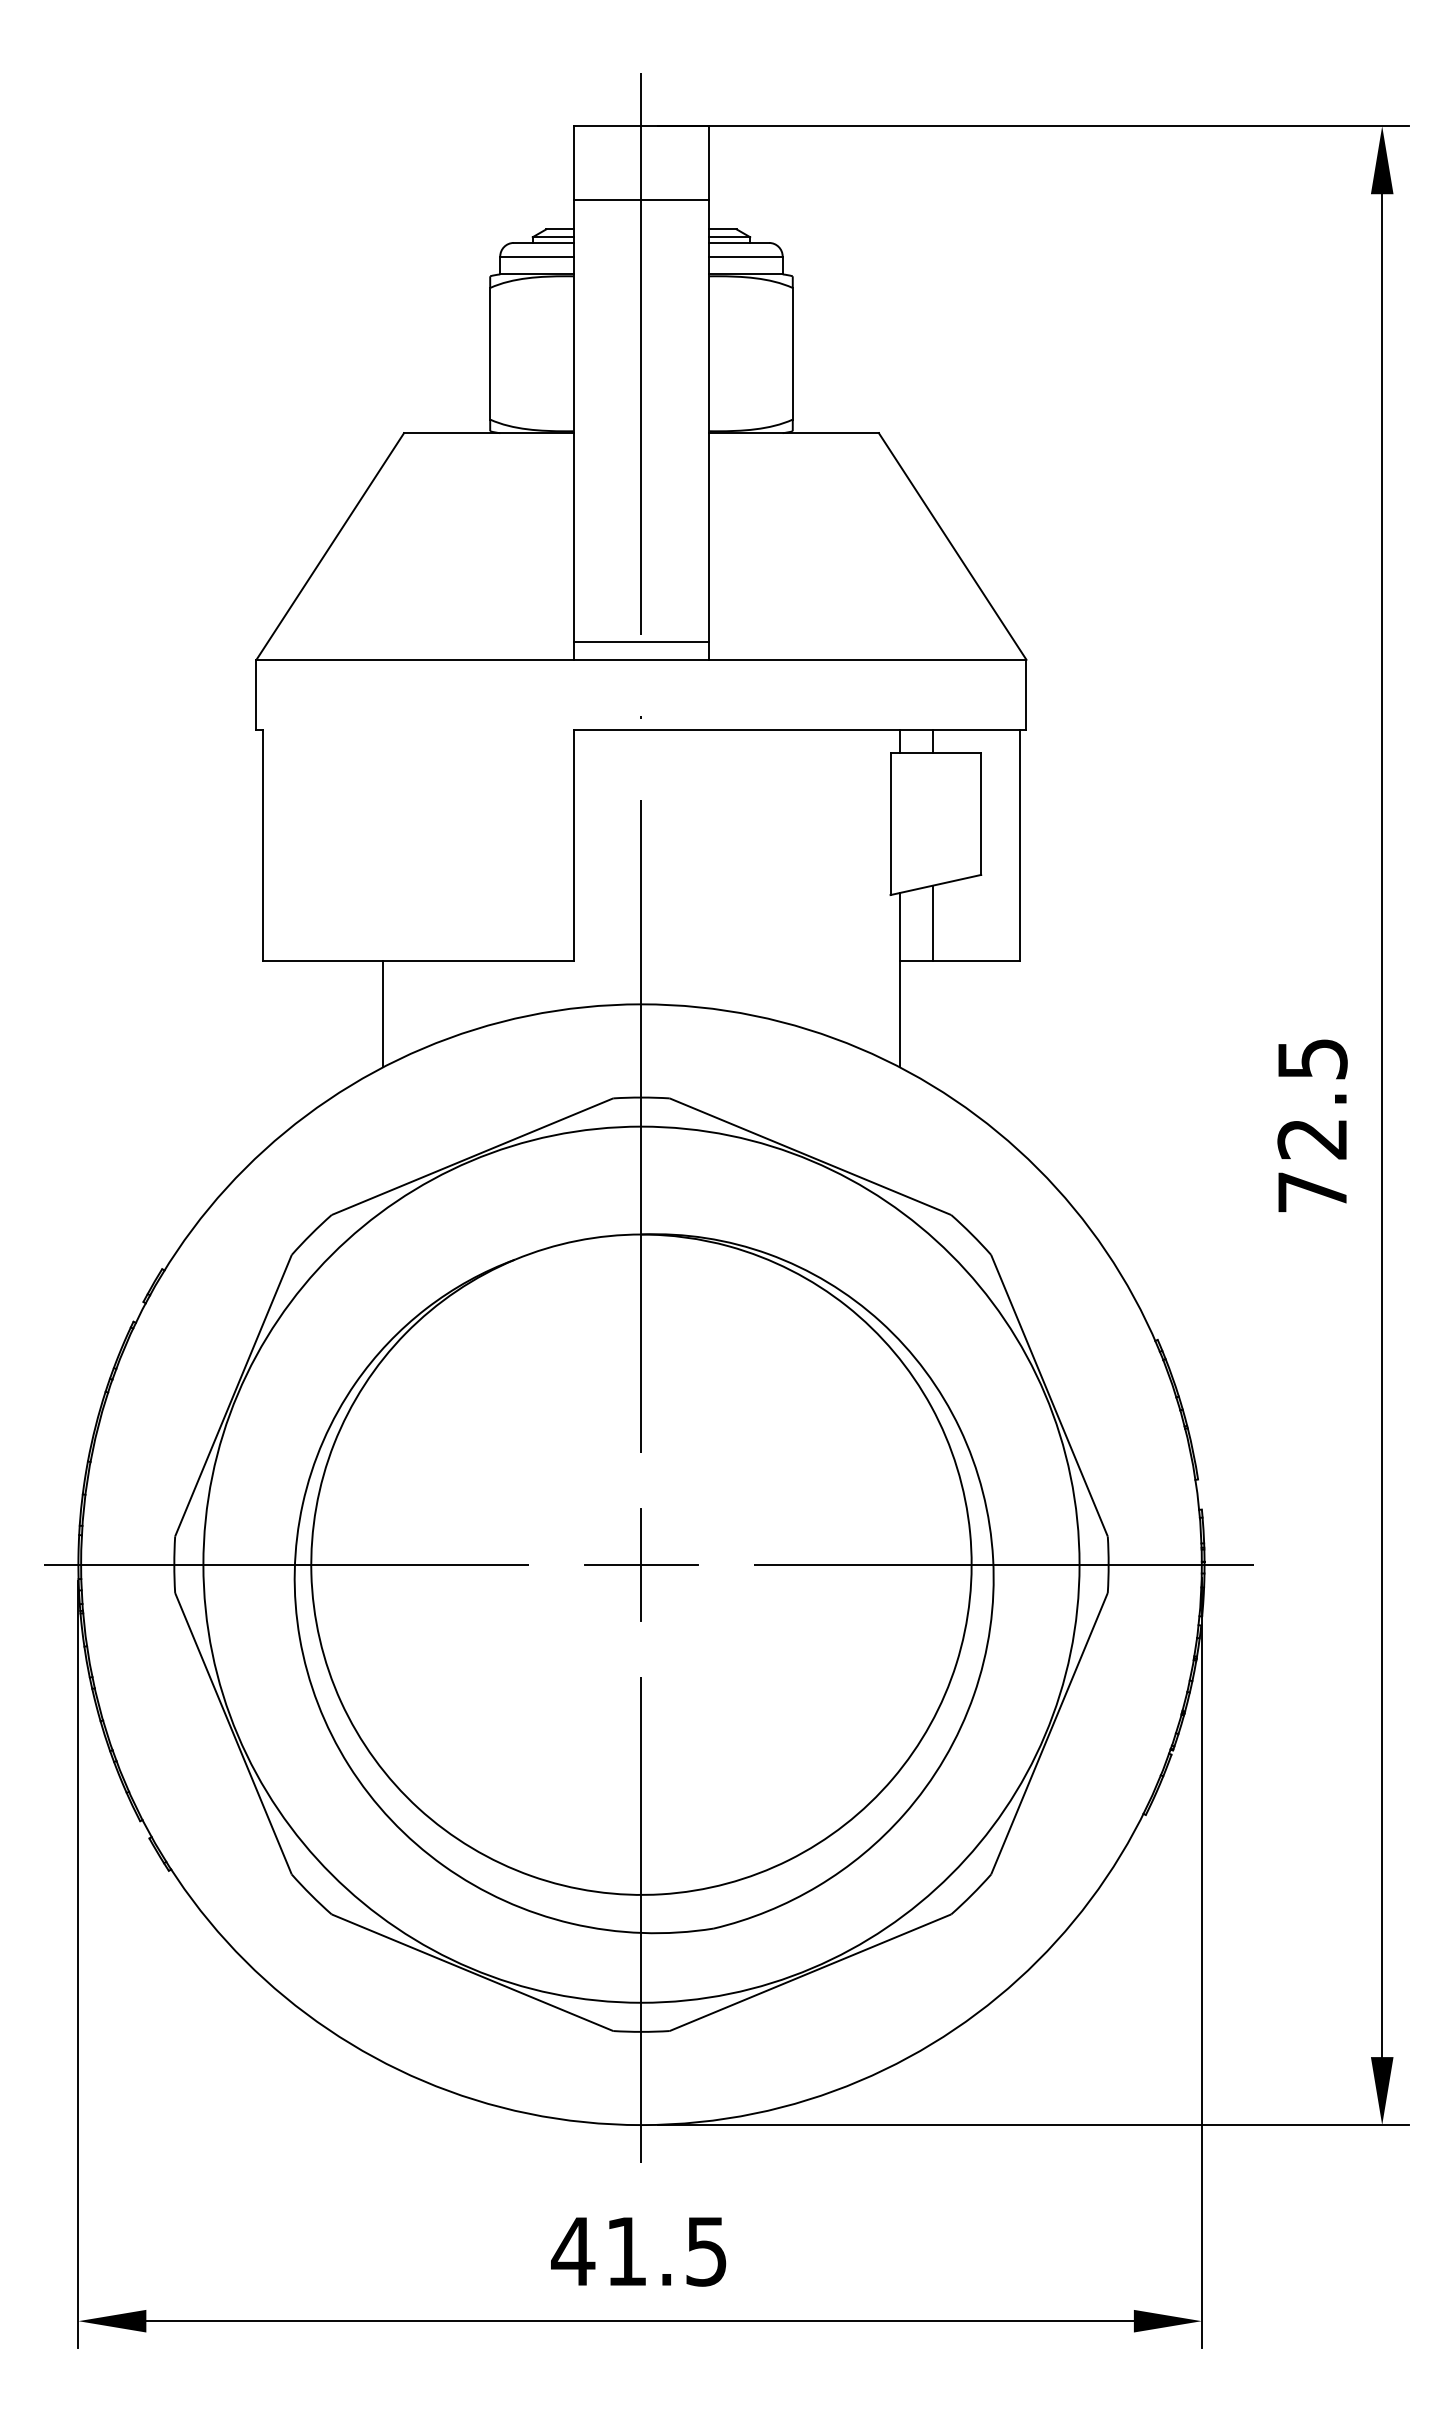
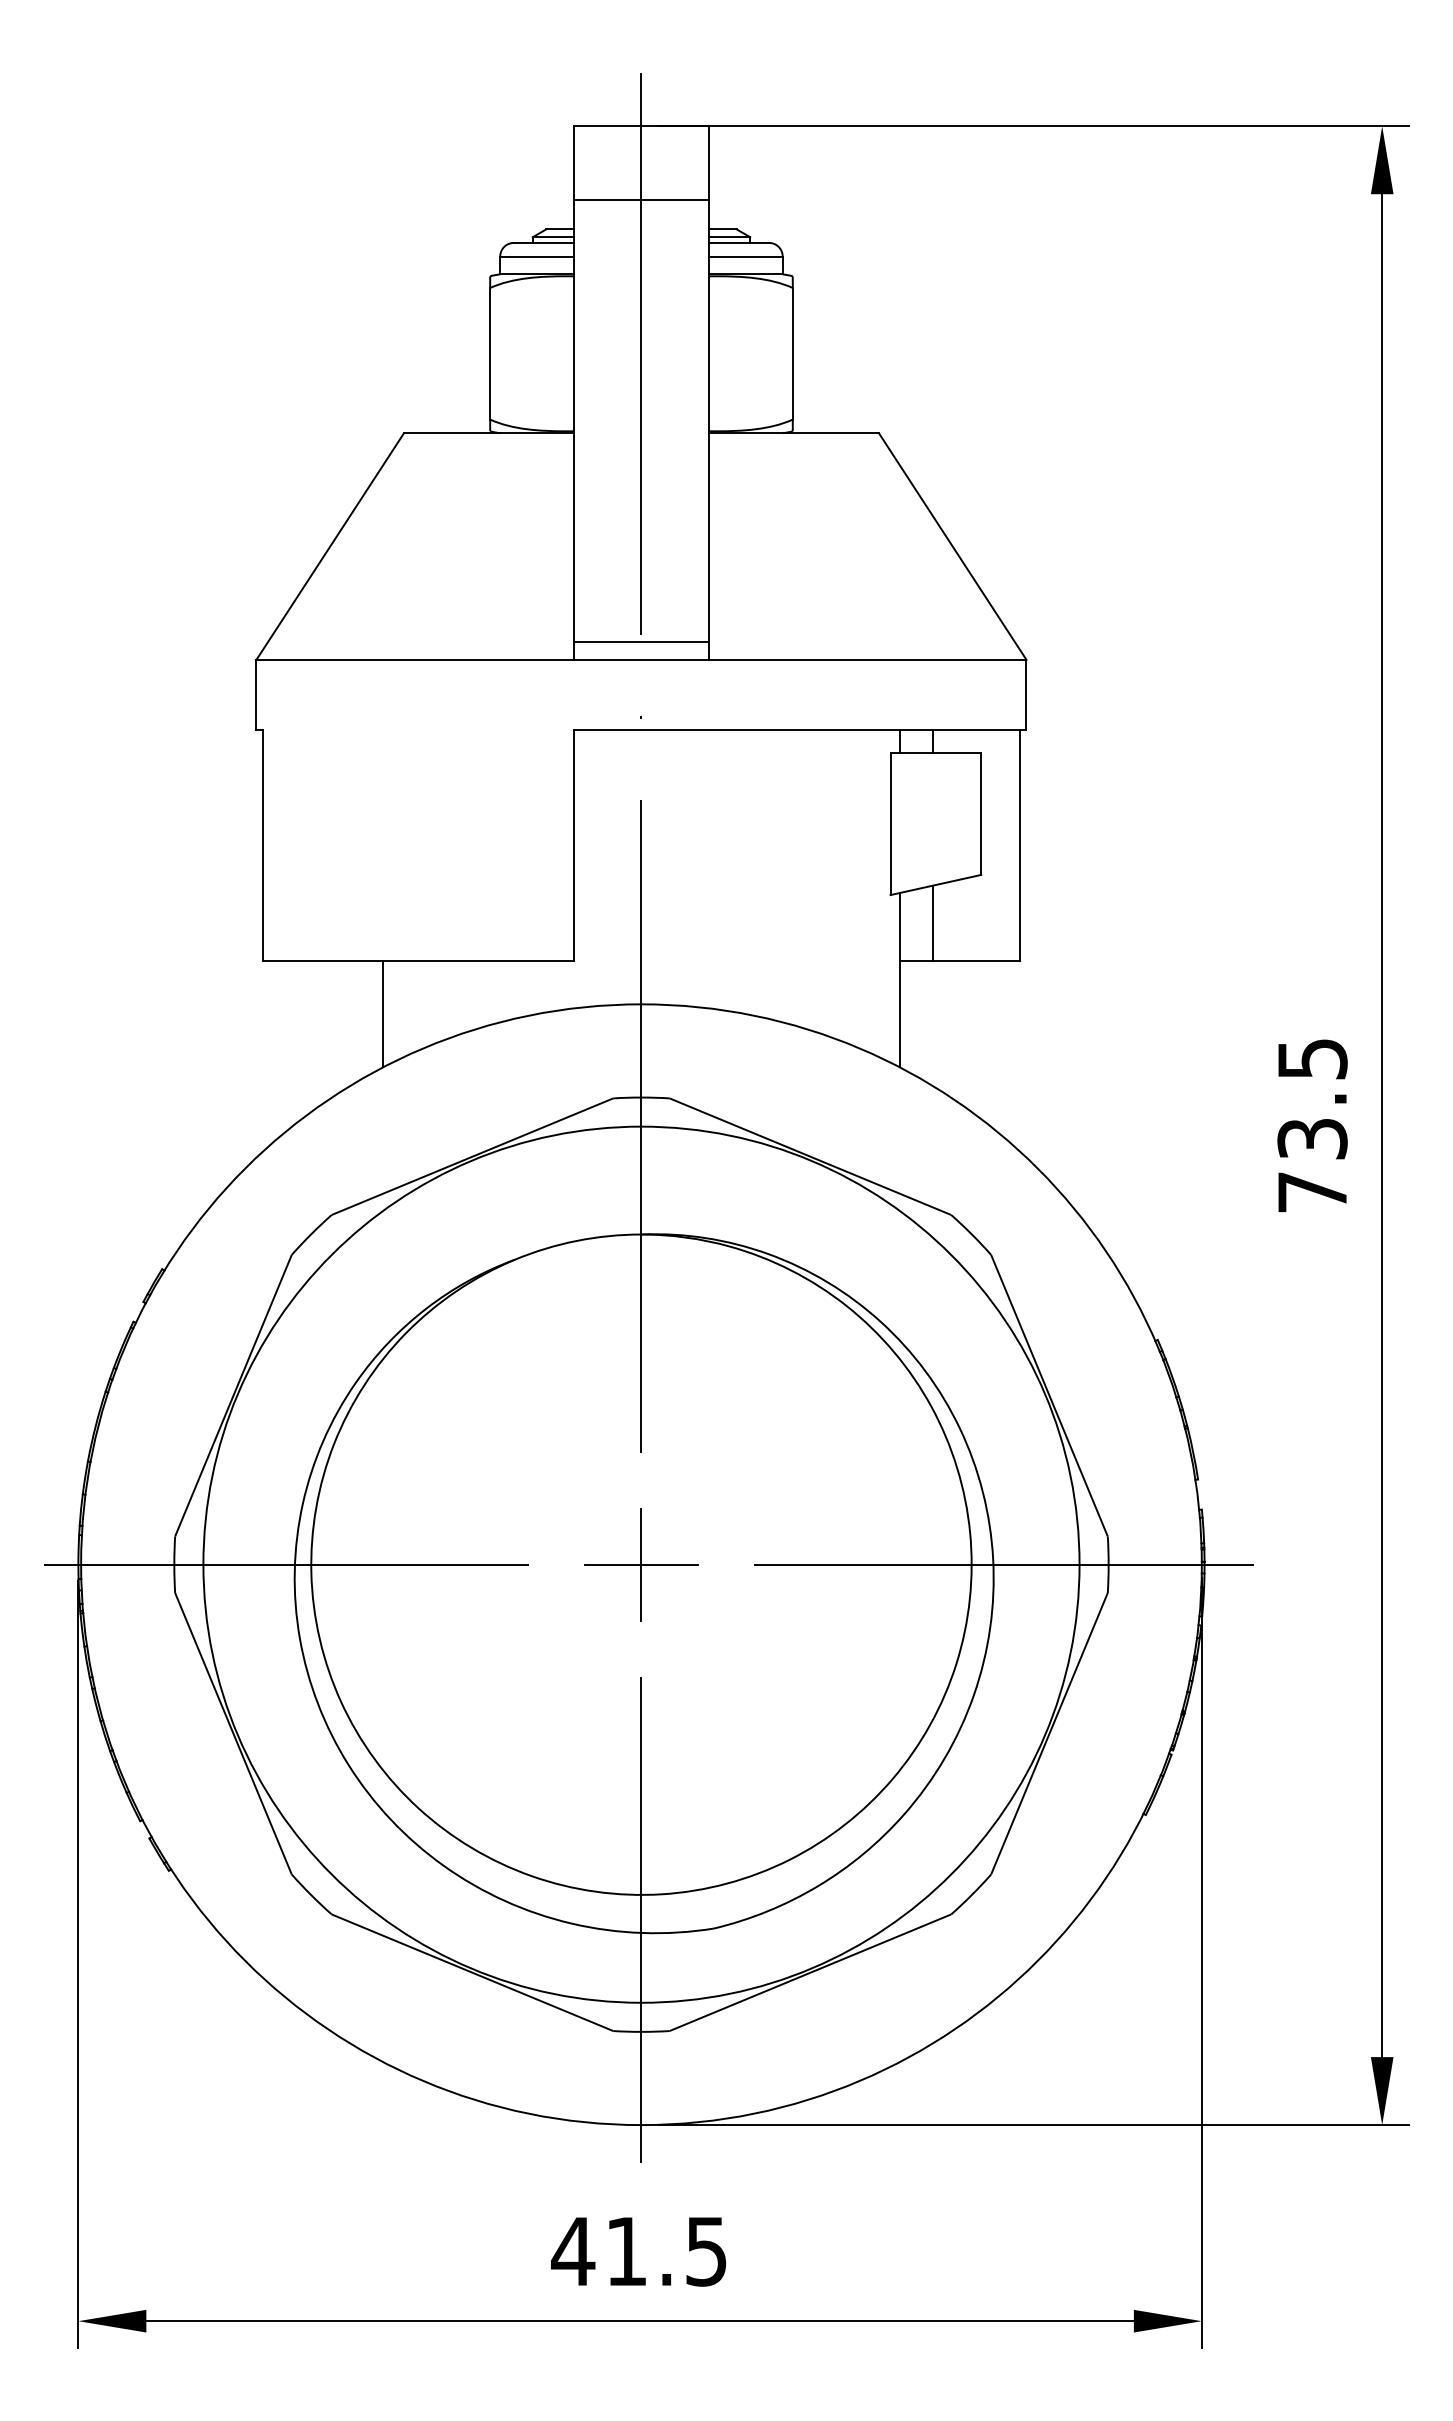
text: 72.5 -> 73.5 (1312, 1139)
